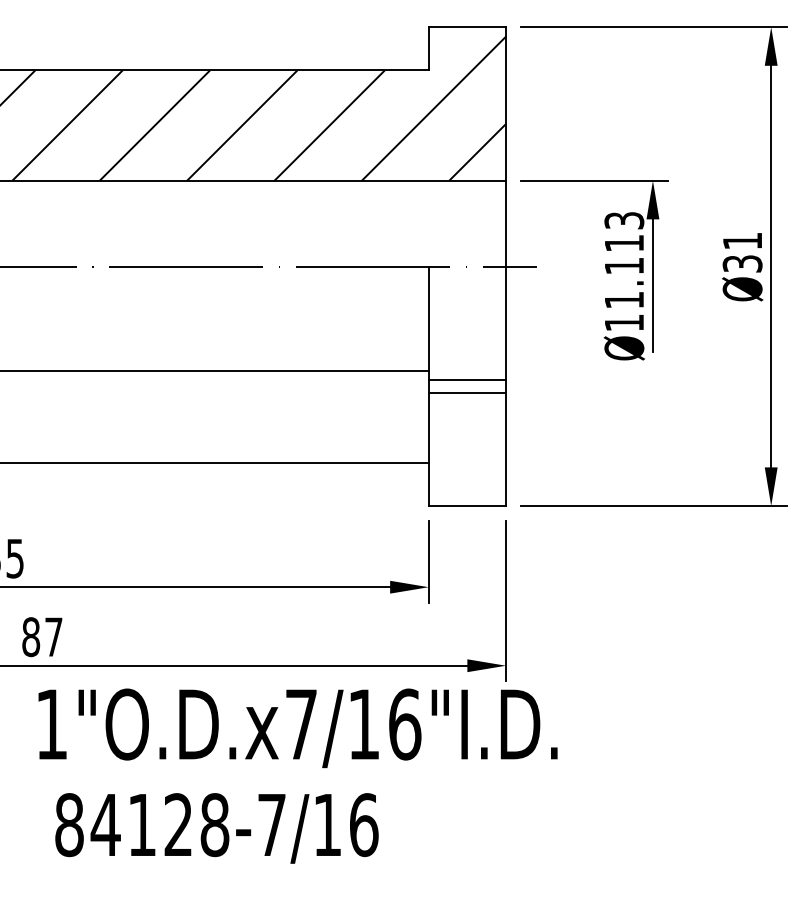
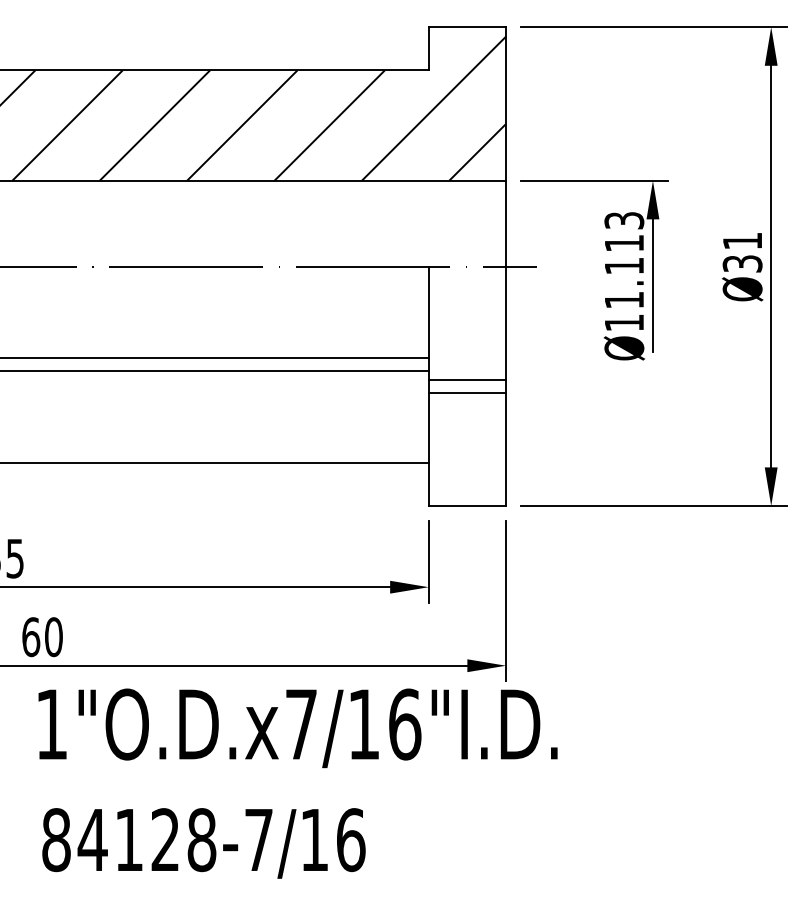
line: none -> present (215, 357)
text: 87 -> 60 (42, 637)
text position: (216, 828) -> (203, 843) (203, 843)
